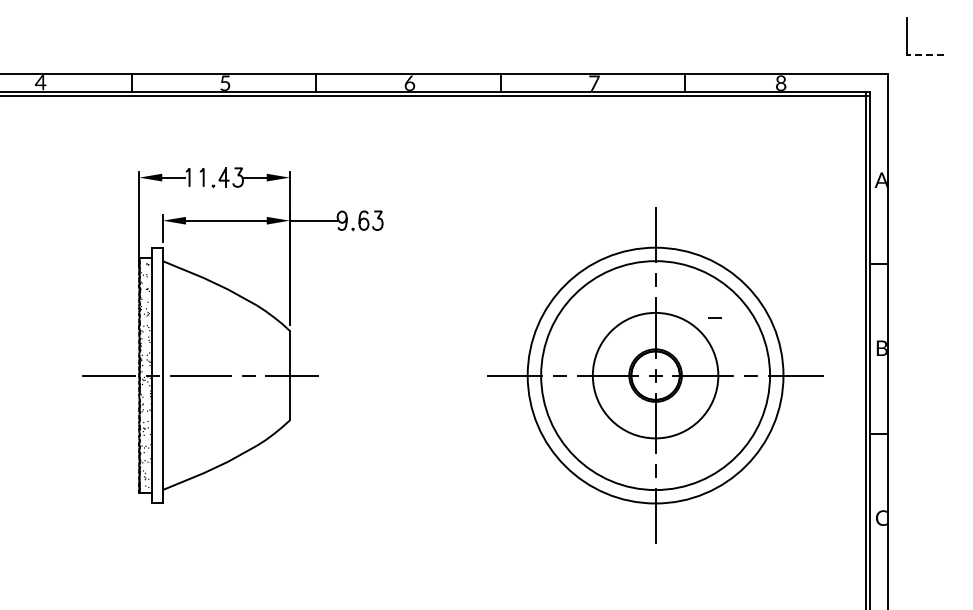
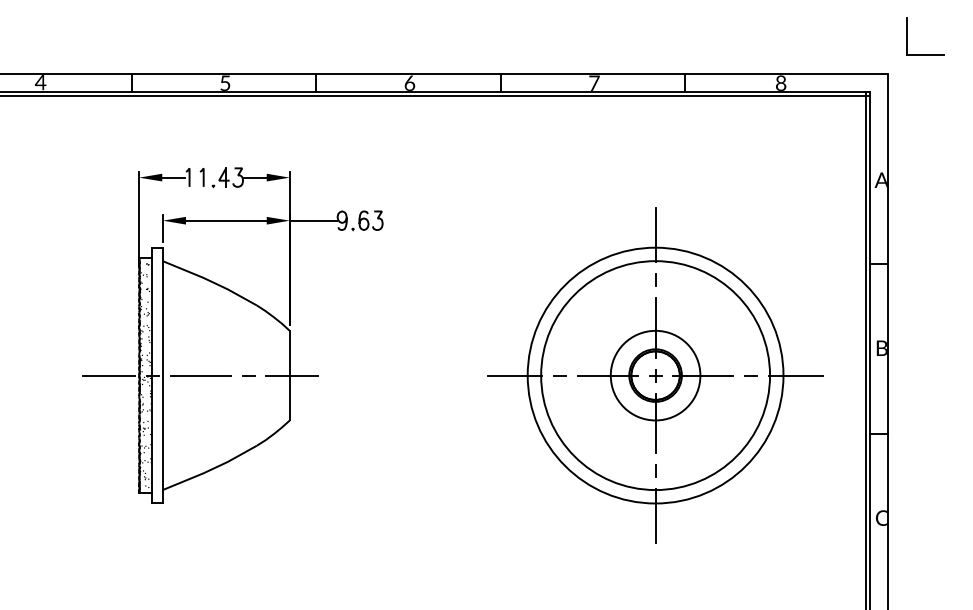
line: dashed -> solid (924, 55)
line: present -> none (714, 317)
circle diameter: 125 px -> 90 px (655, 375)
